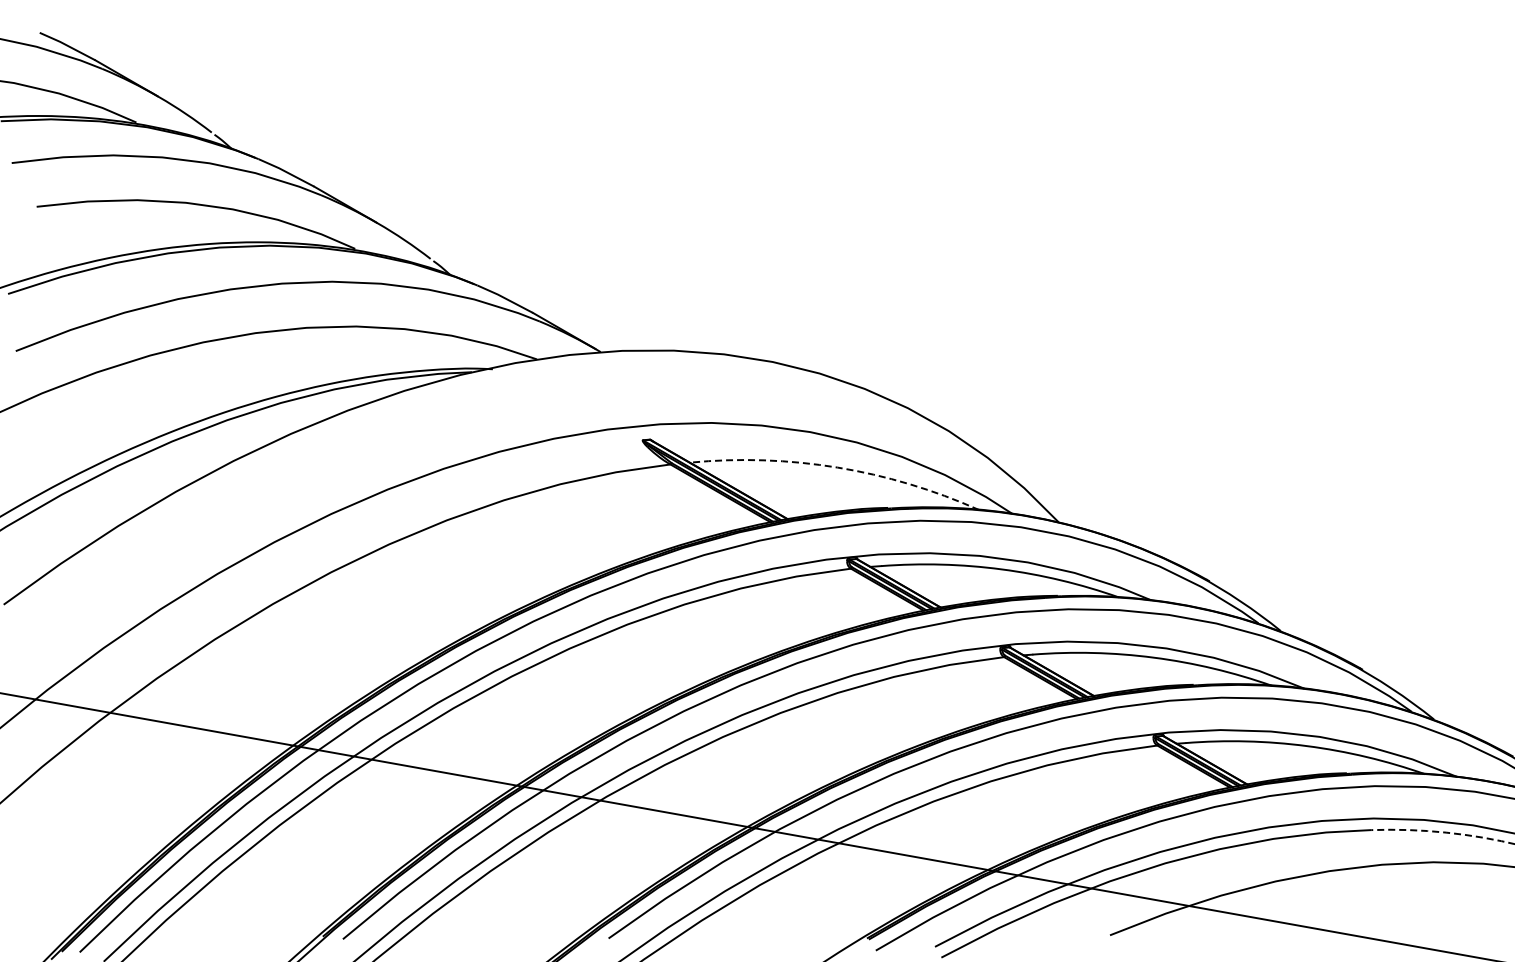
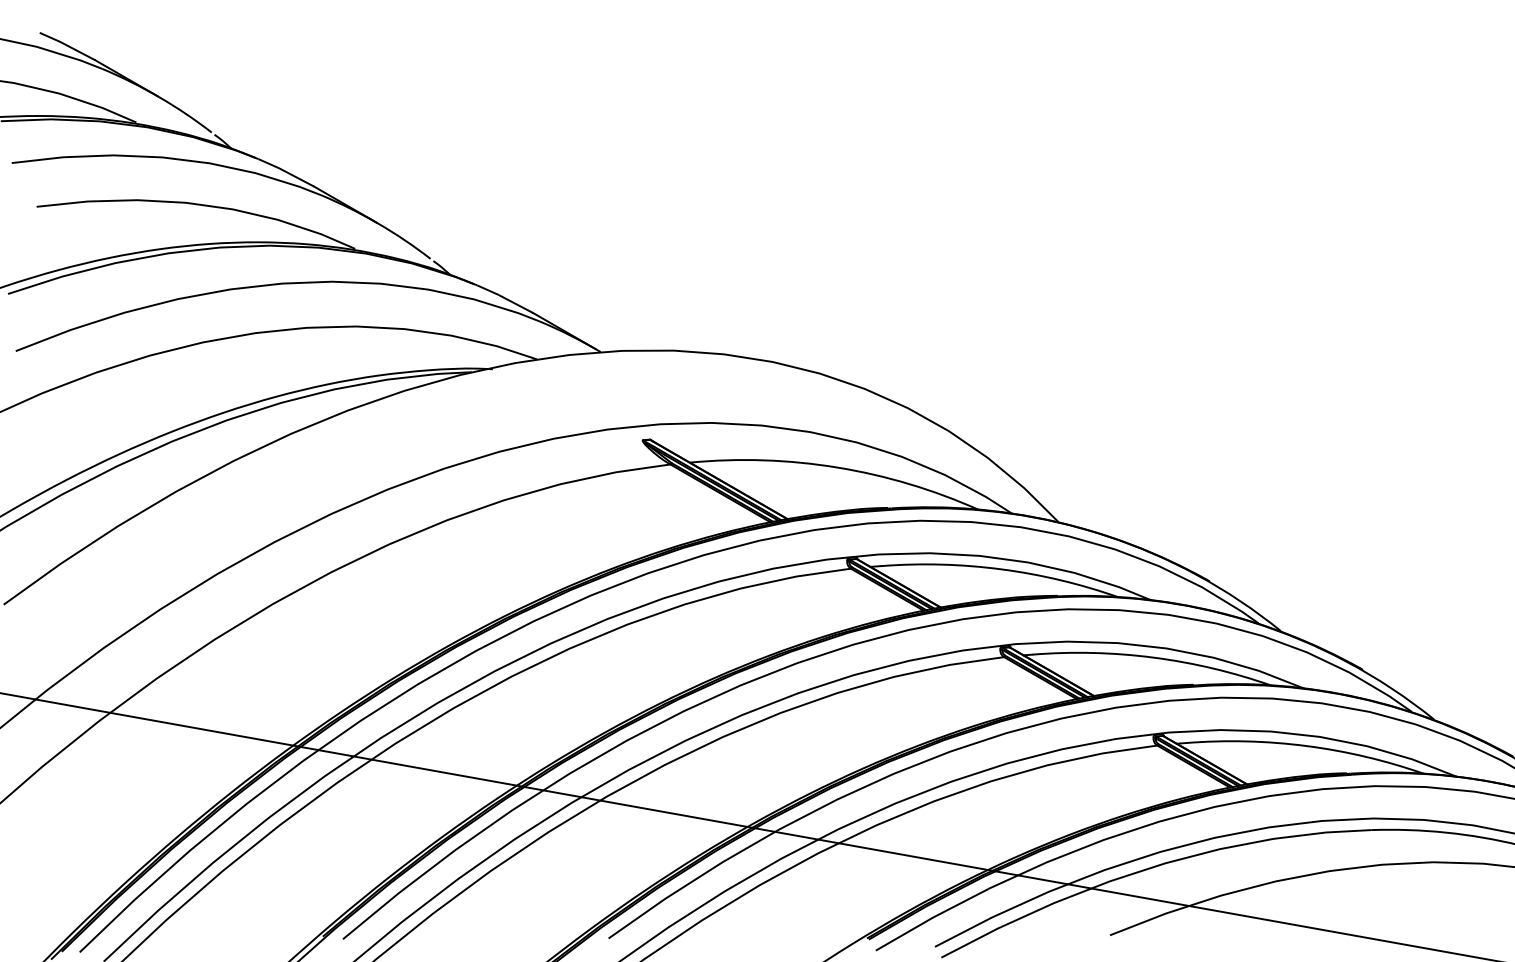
arc: dashed -> solid (837, 467)
arc: dashed -> solid (1444, 832)
